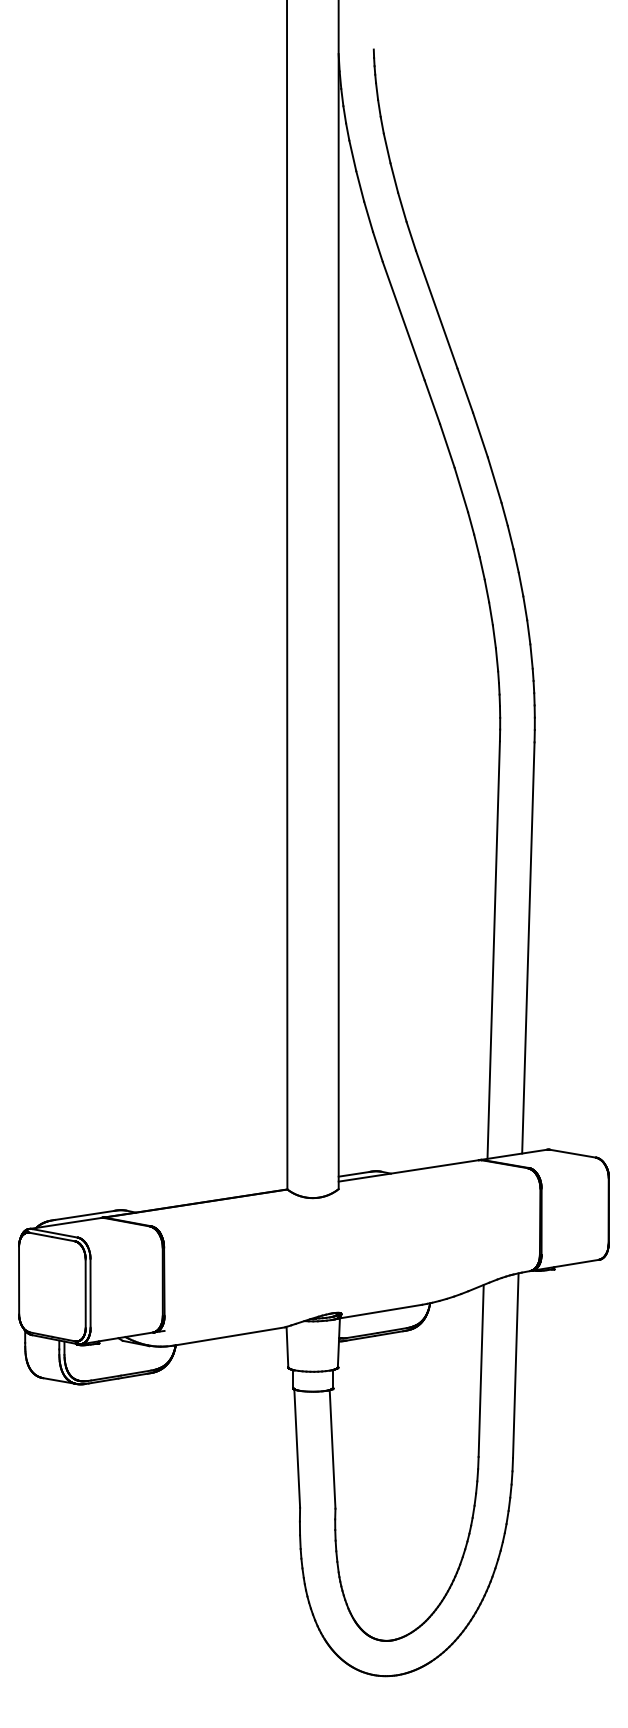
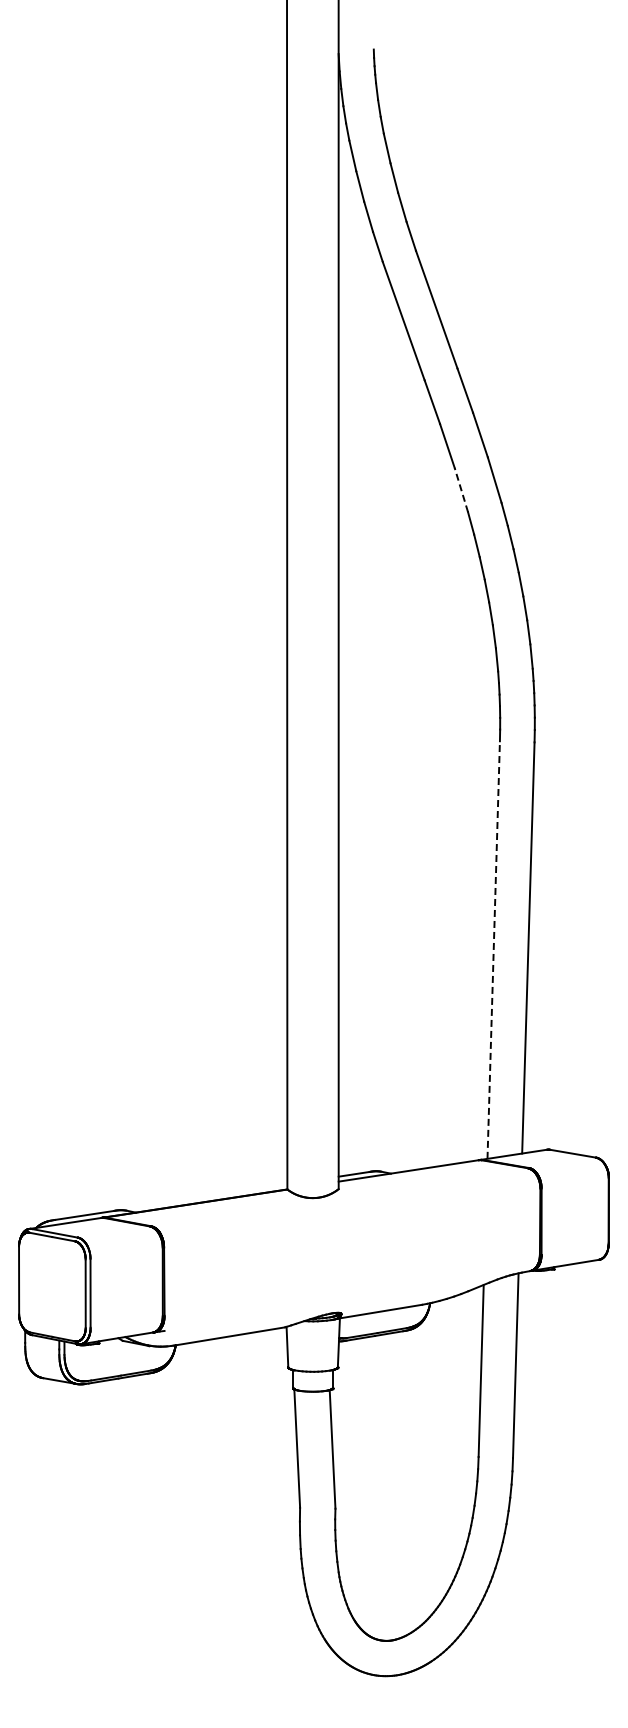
line: solid -> dashed (461, 489)
line: solid -> dashed (493, 950)
